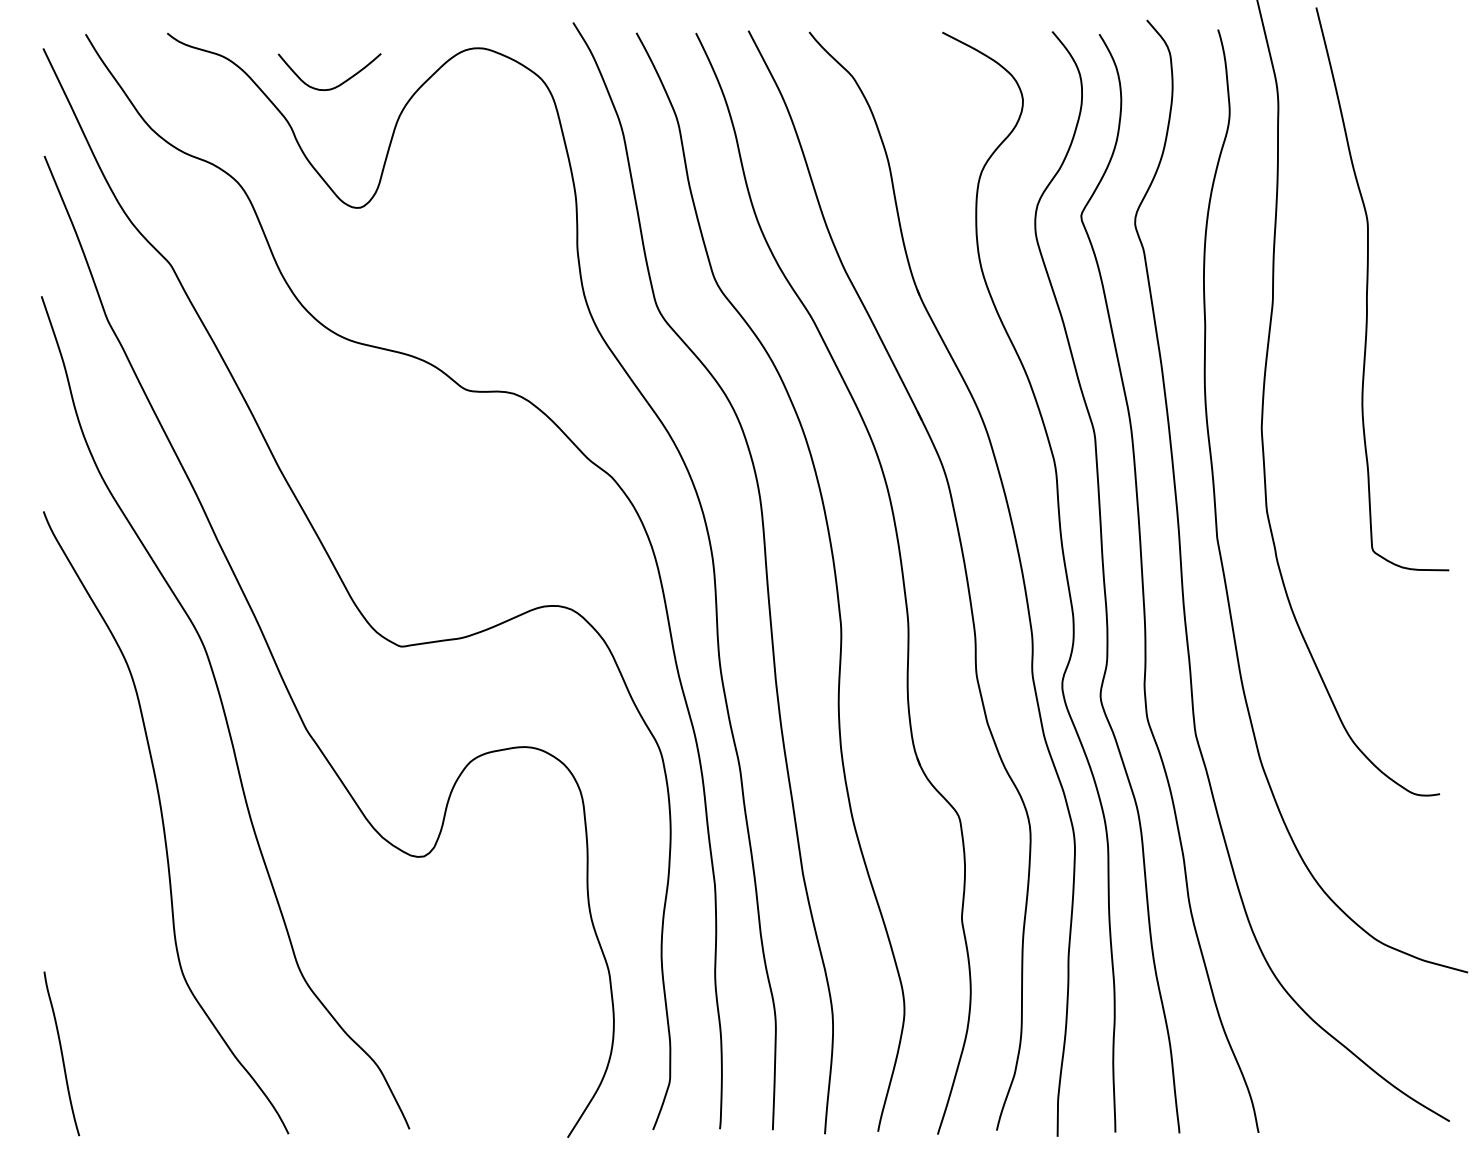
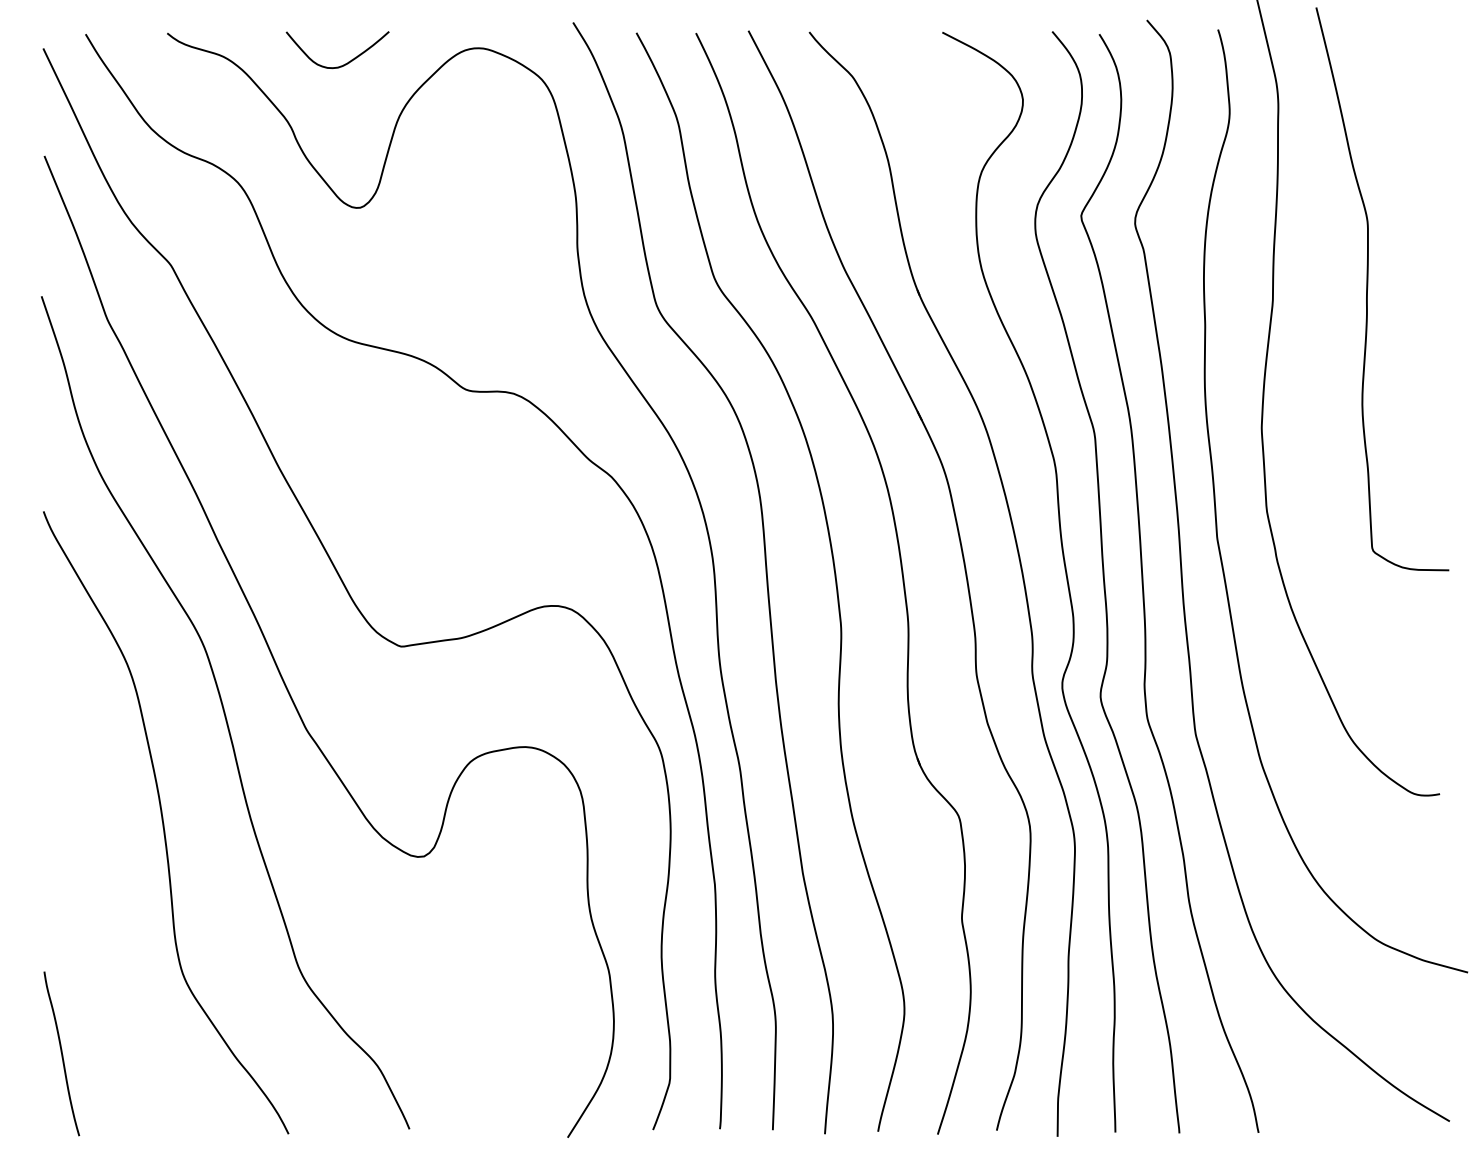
curve position: (335, 86) -> (343, 64) (343, 64)
